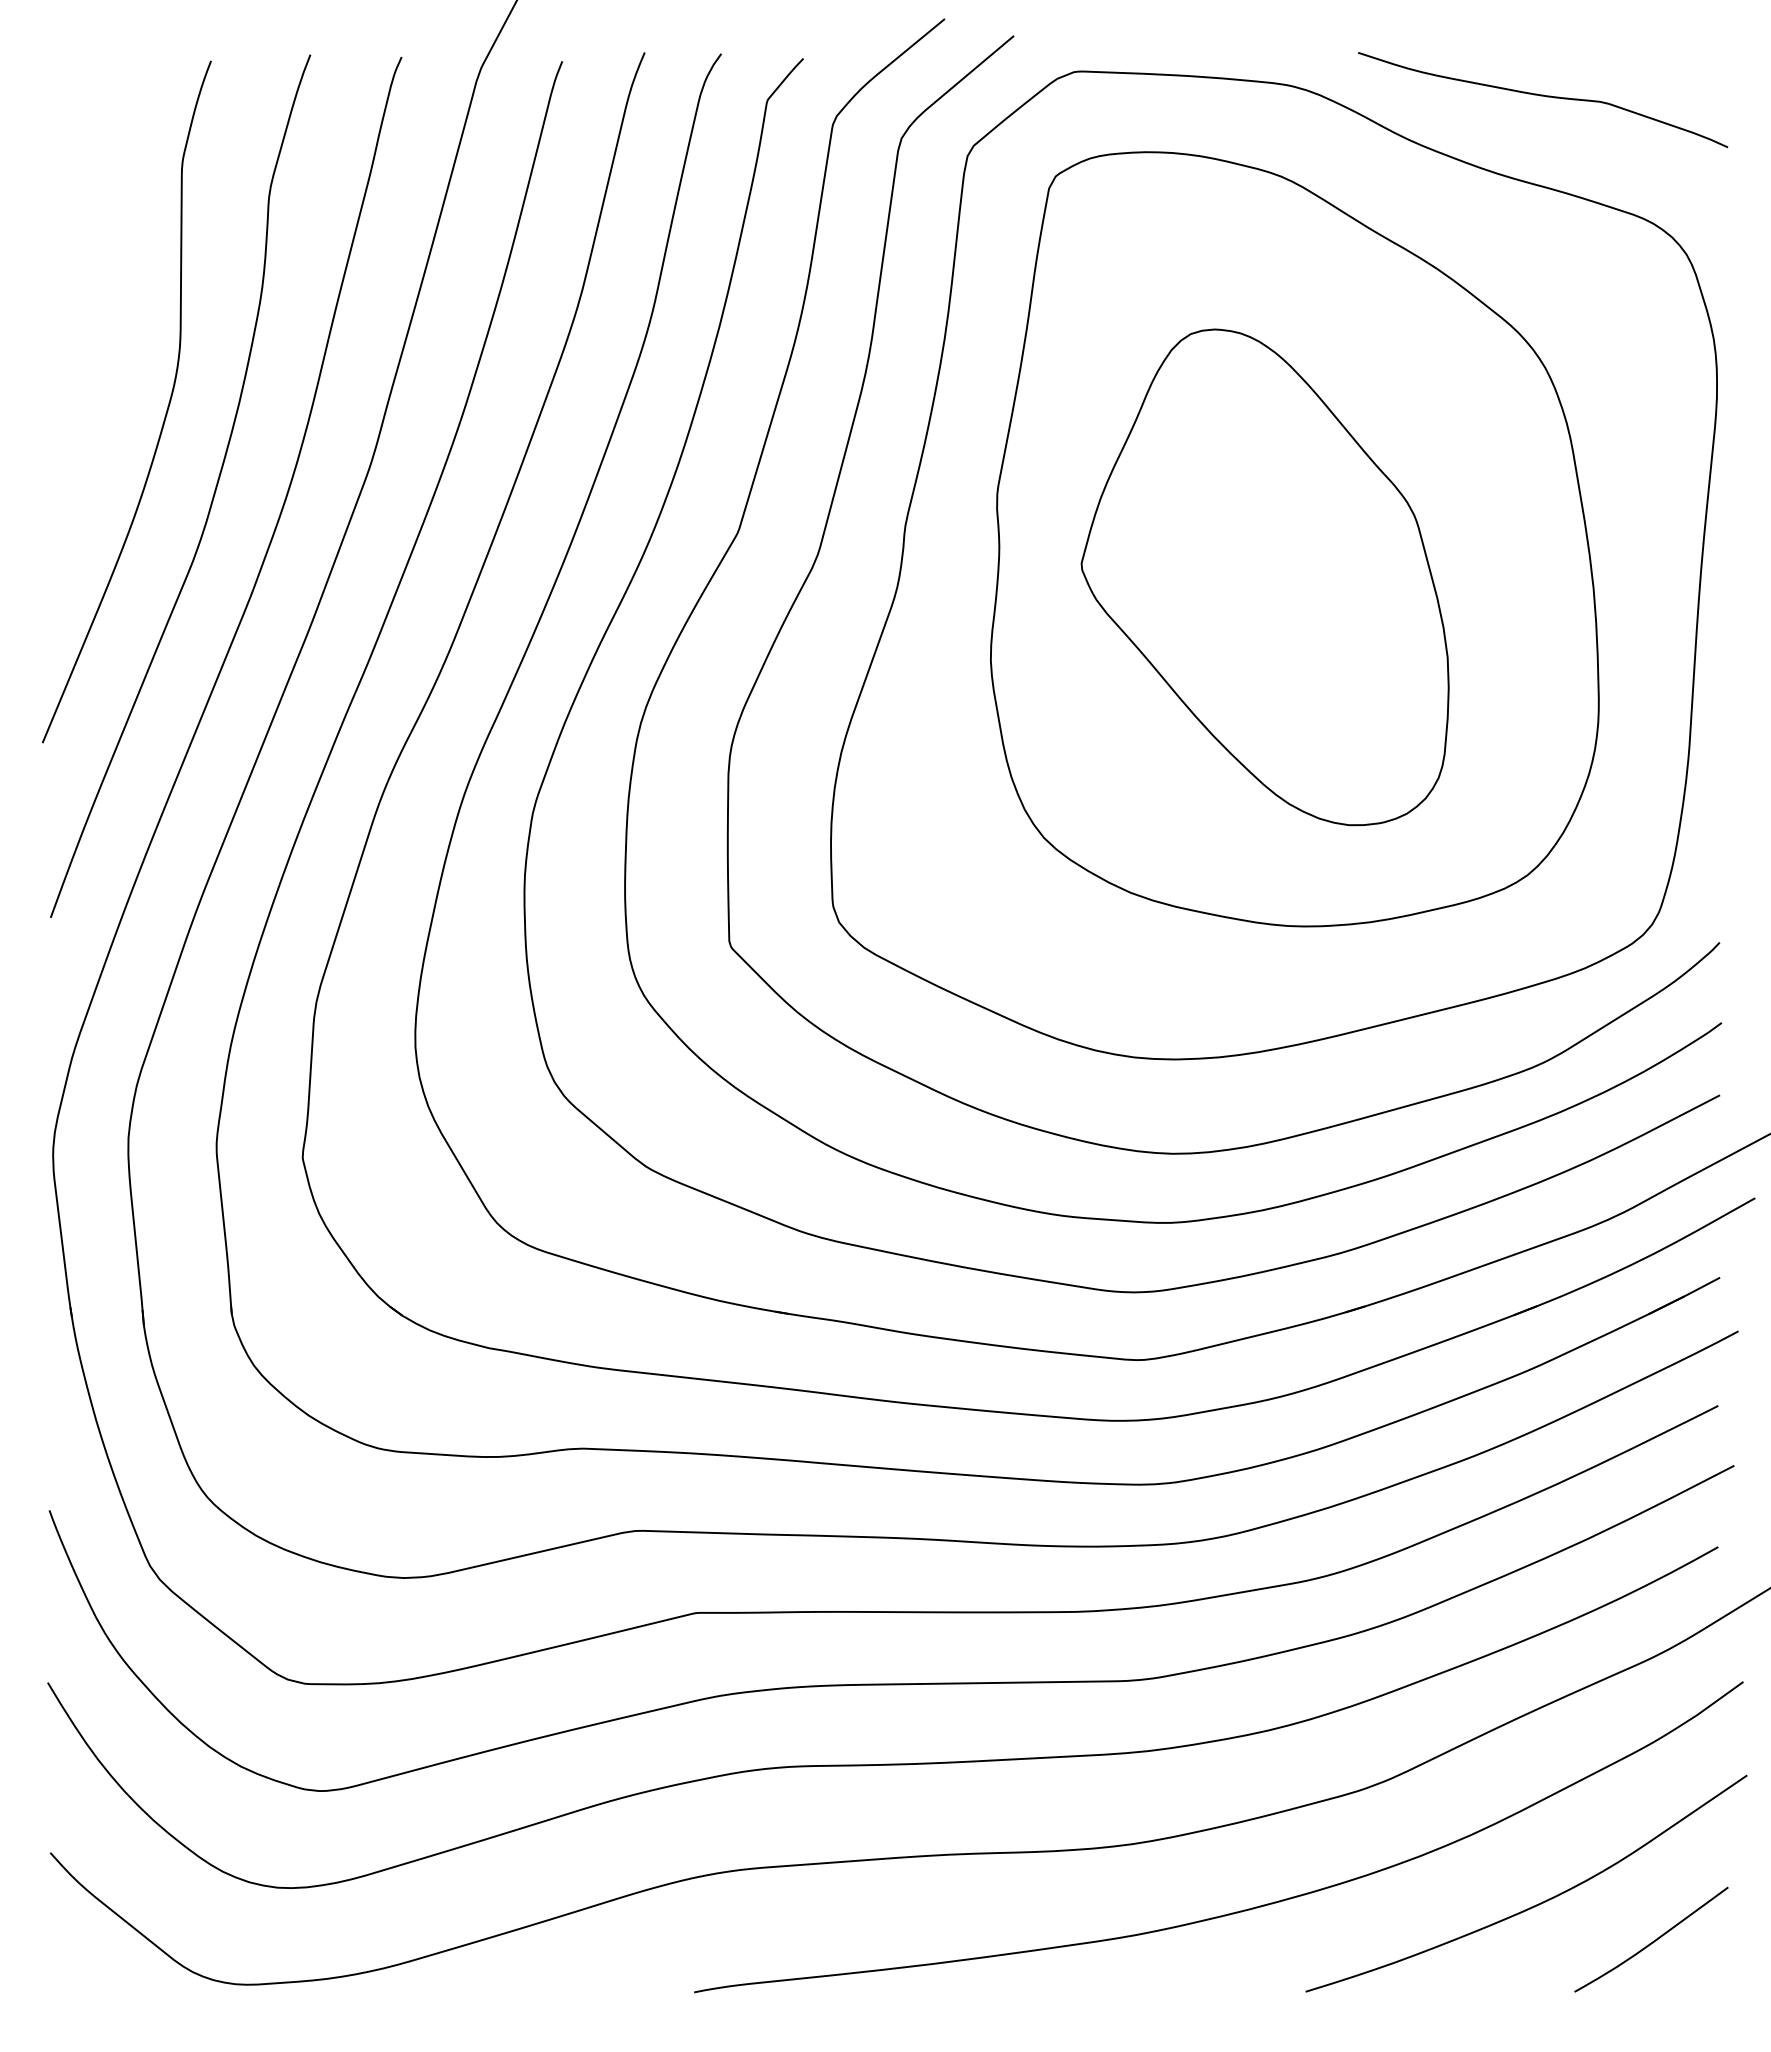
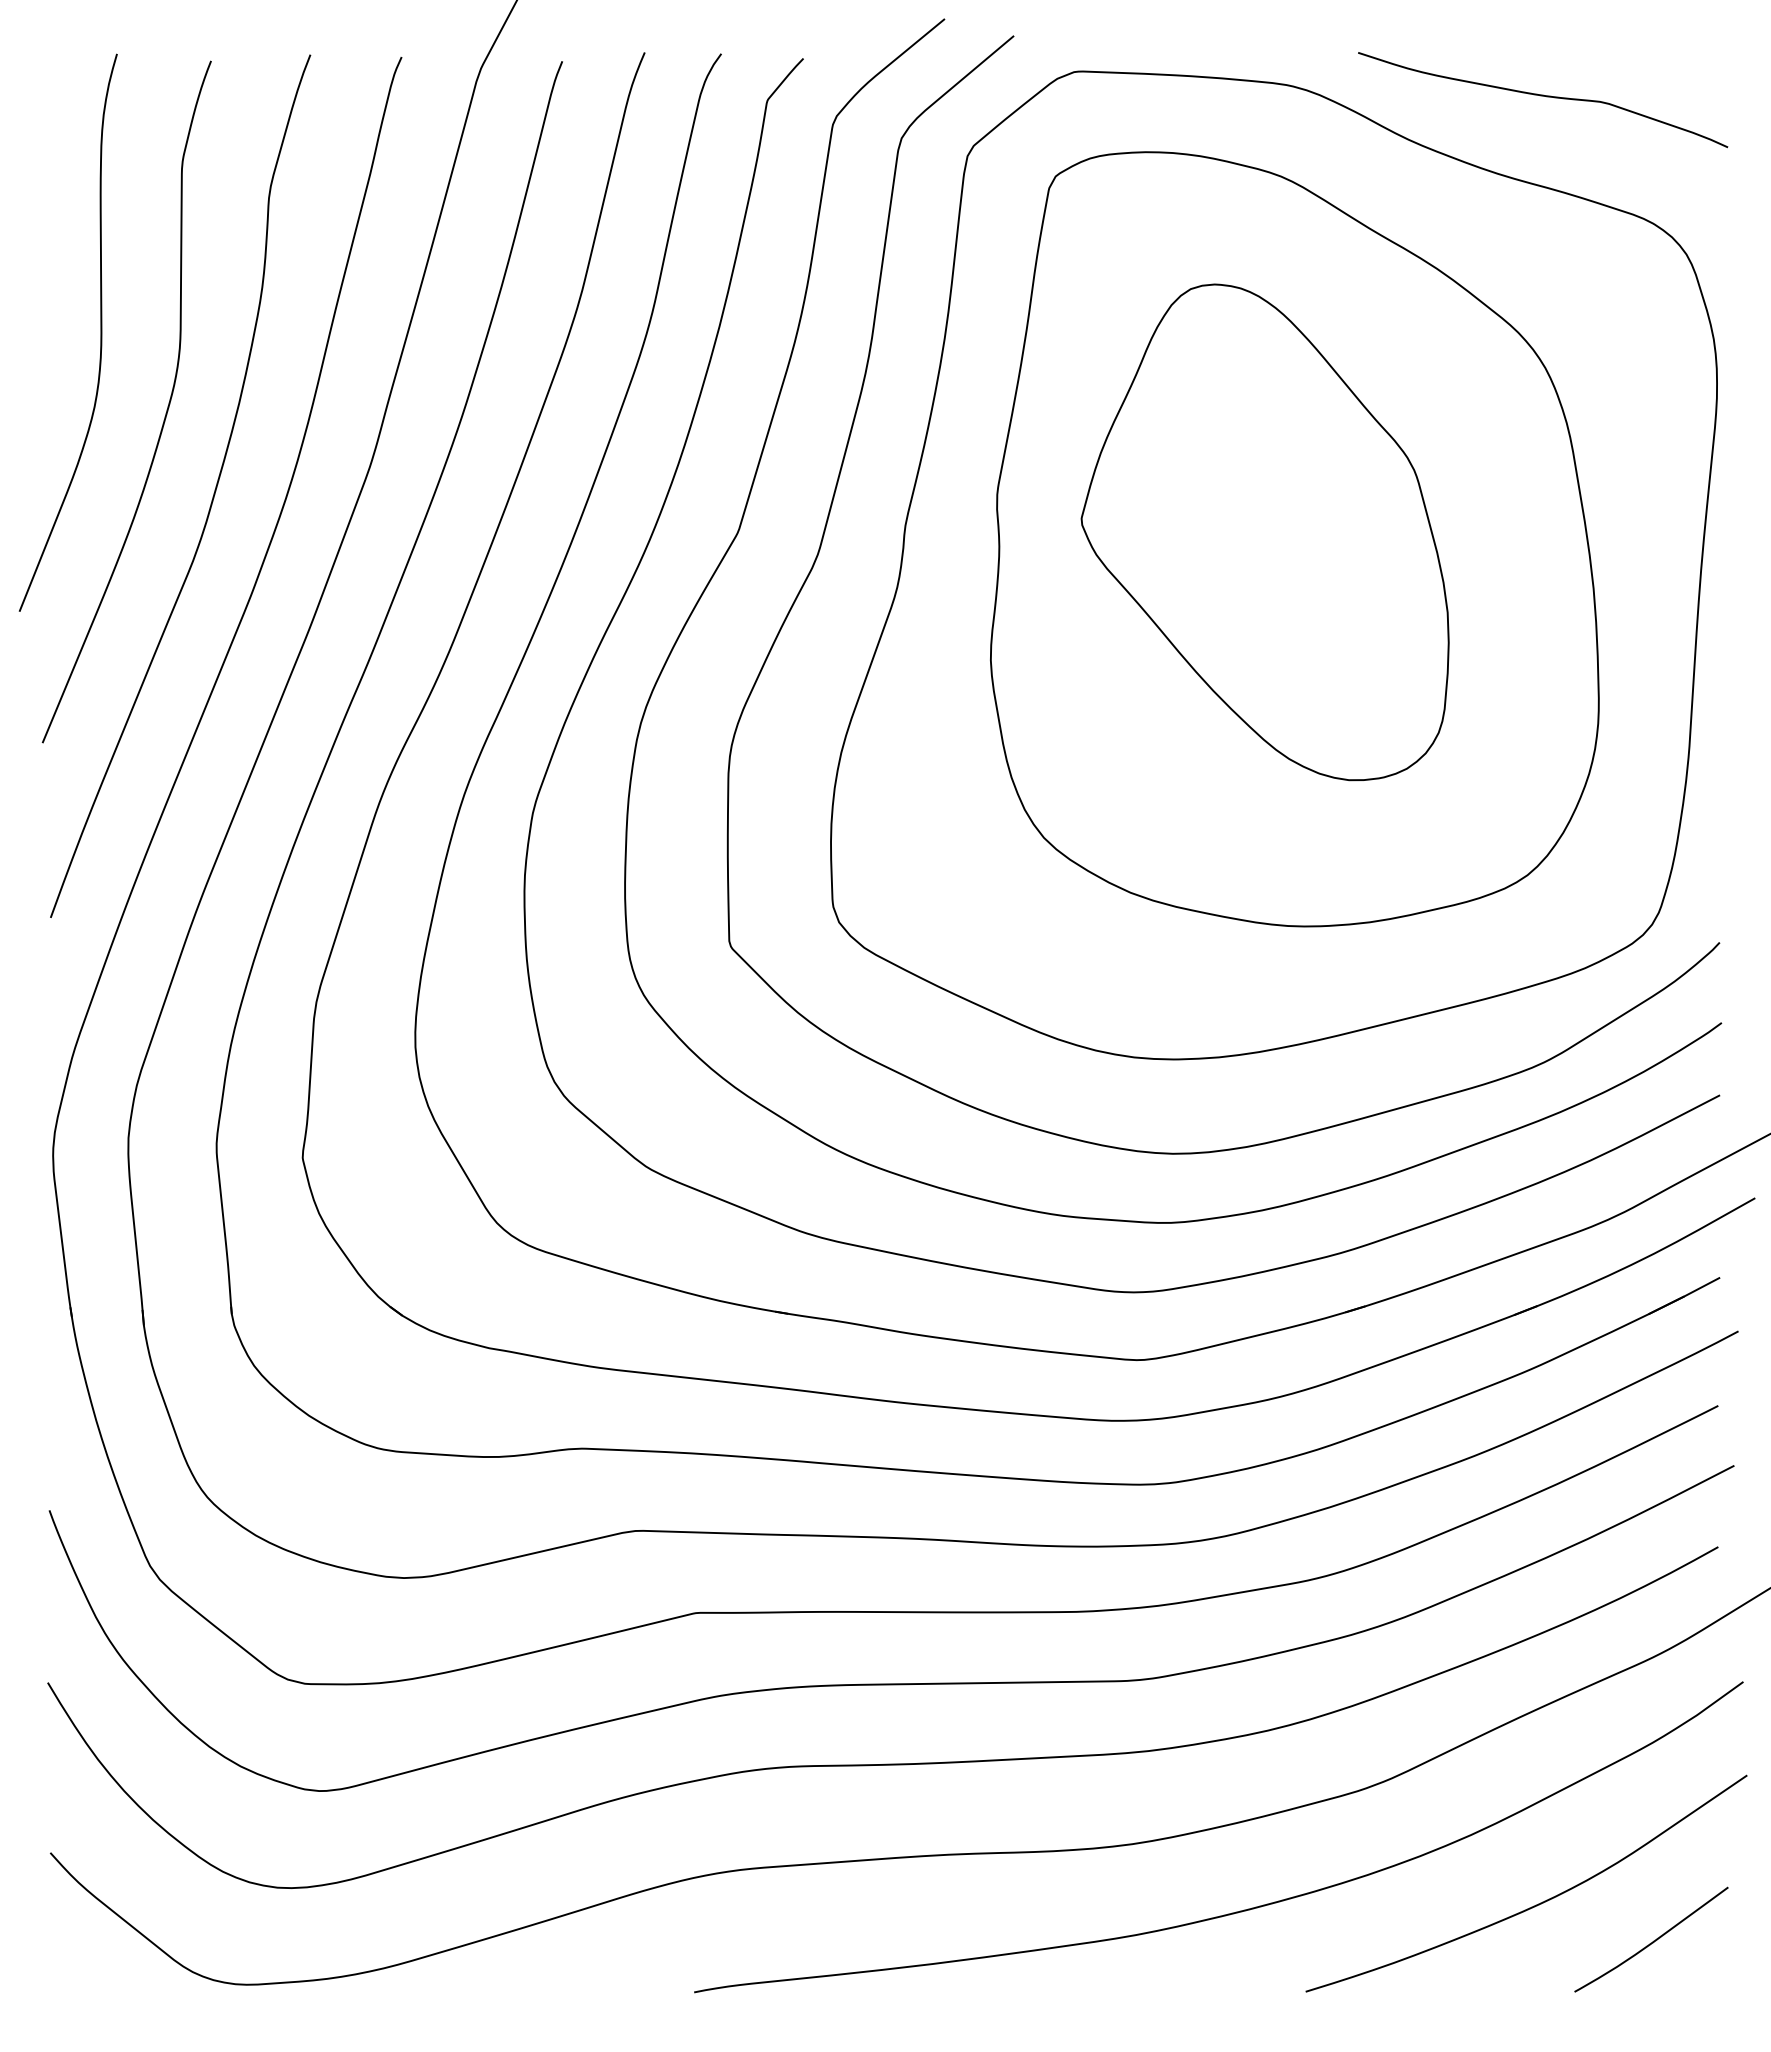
curve: none -> present (100, 332)
part position: (1264, 577) -> (1264, 532) (1264, 532)
